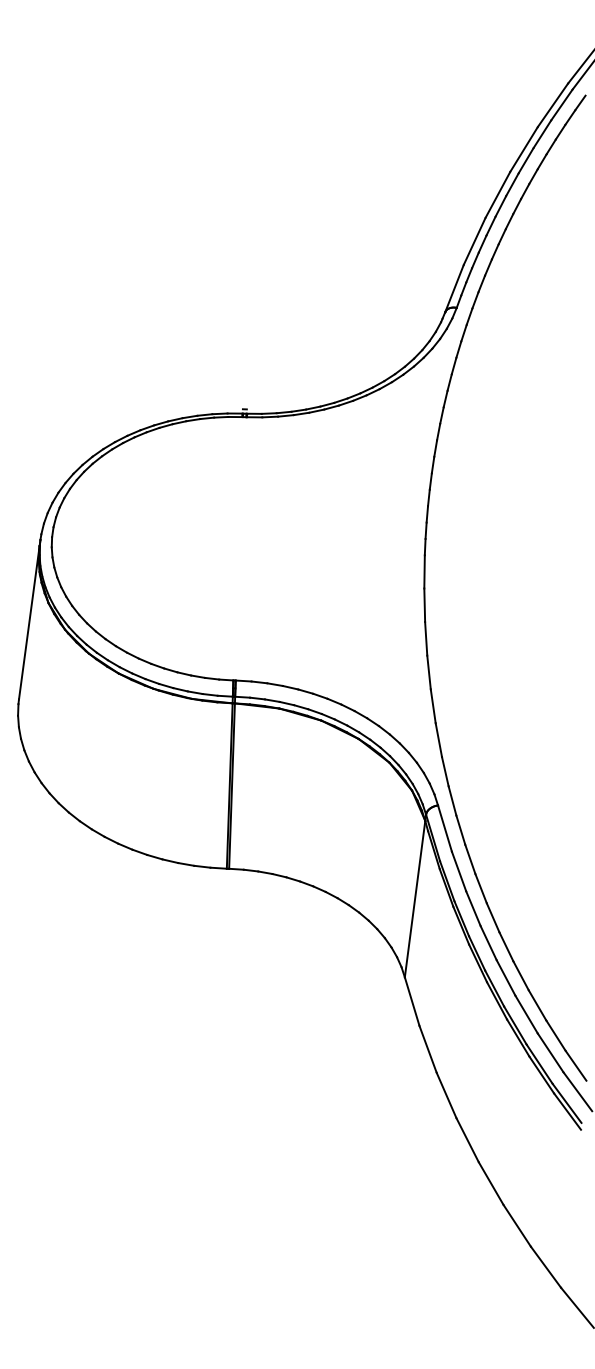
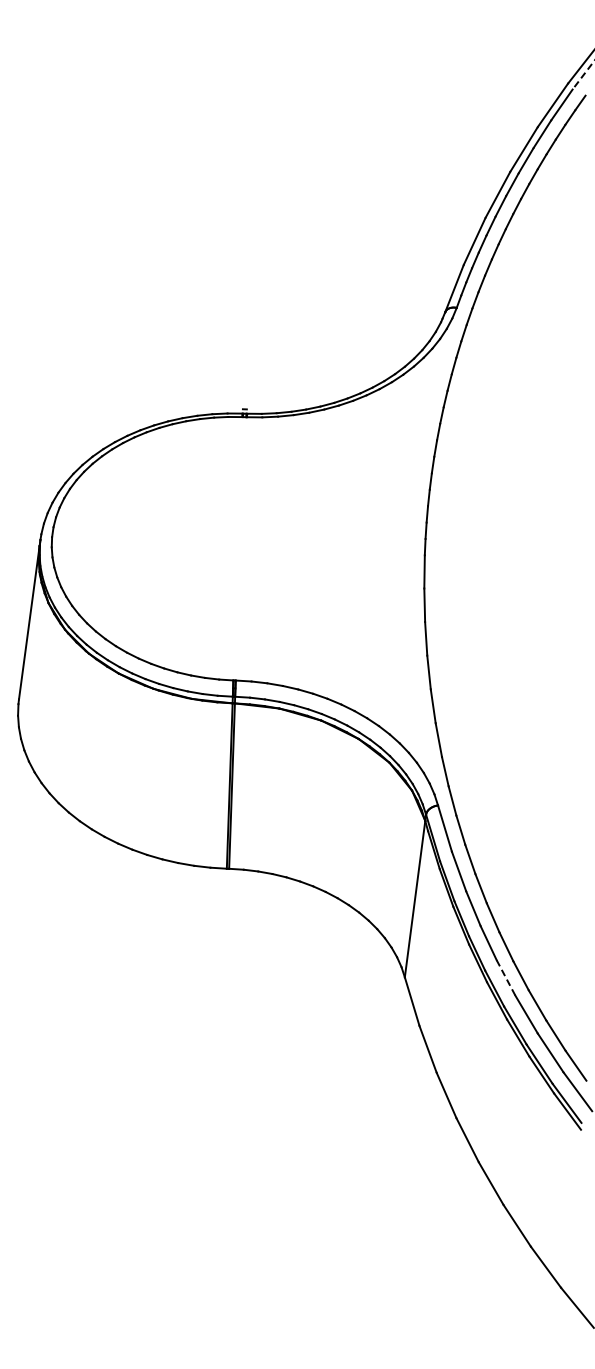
line: solid -> dashed (583, 75)
line: solid -> dashed (506, 978)
